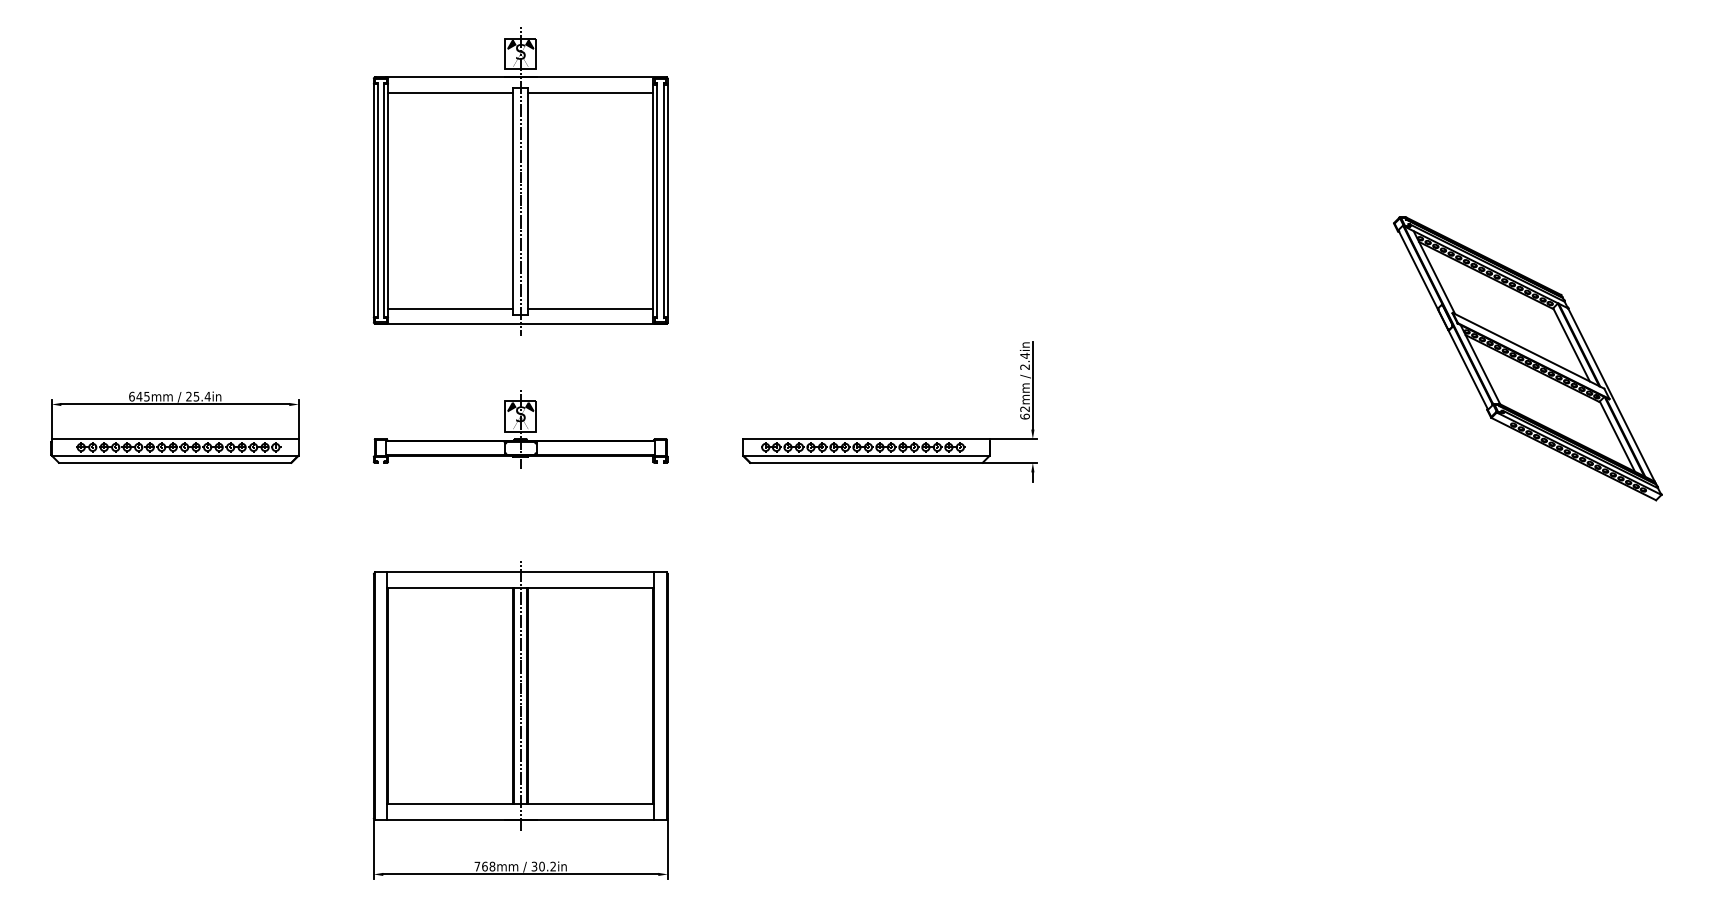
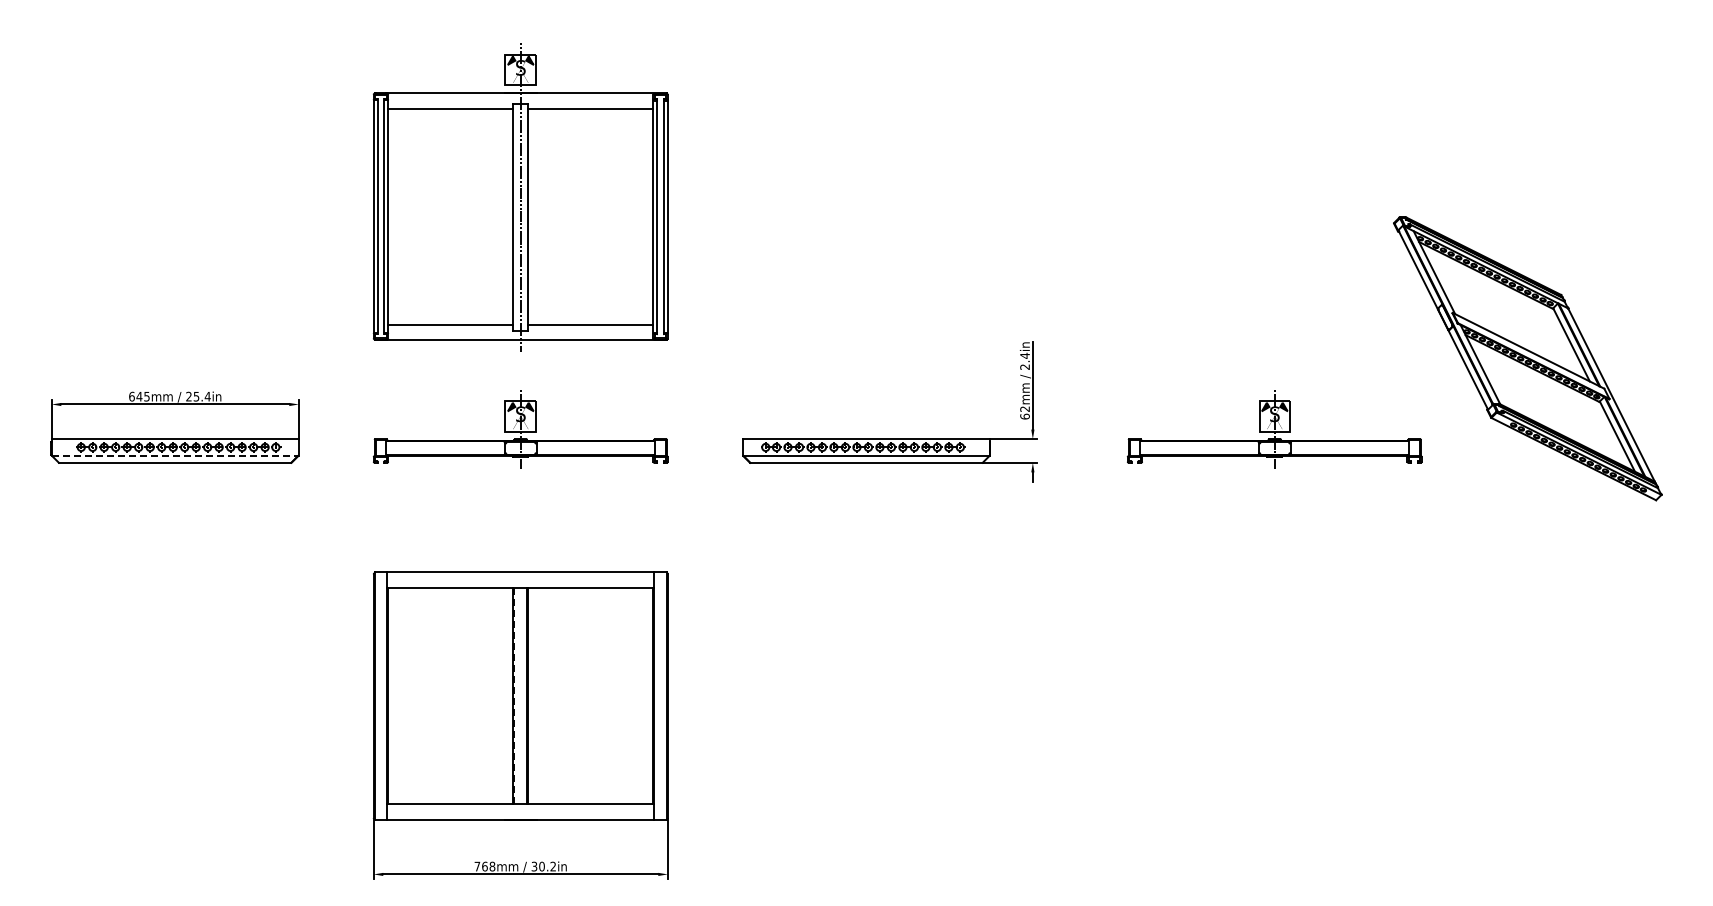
part position: (520, 181) -> (520, 197) (520, 197)
part: none -> present (1274, 429)
line: solid -> dashed (175, 456)
line: solid -> dashed (514, 695)
line: present -> none (520, 696)
